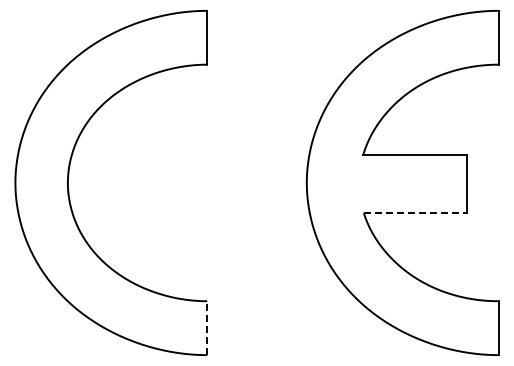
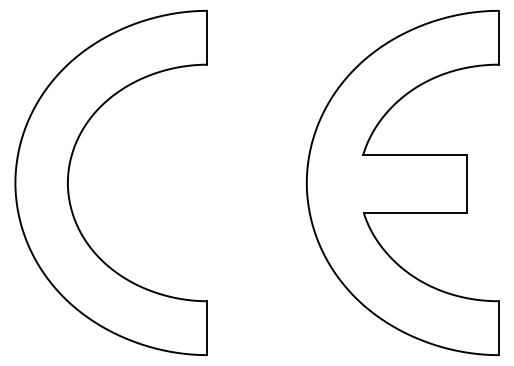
line: dashed -> solid (415, 213)
line: dashed -> solid (207, 328)
